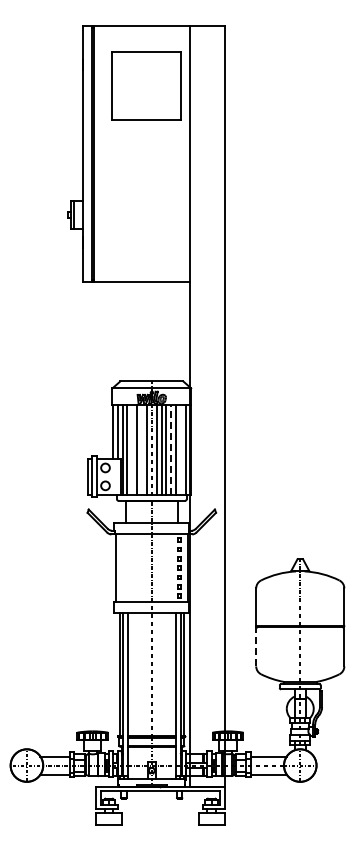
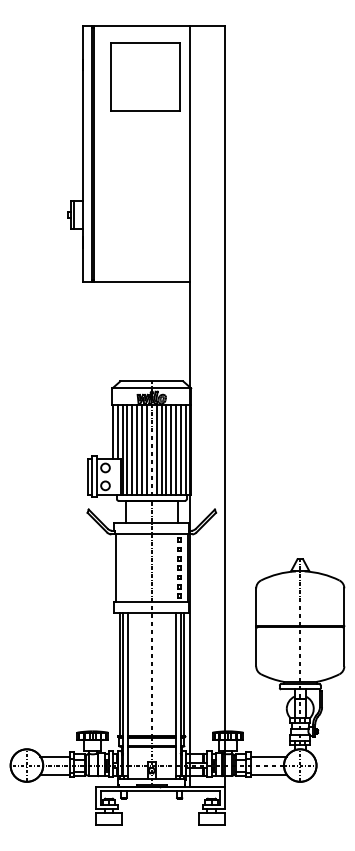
part position: (146, 85) -> (145, 76) (145, 76)
line: none -> present (132, 449)
line: none -> present (142, 449)
line: none -> present (181, 449)
line: dashed -> solid (171, 450)
line: dashed -> solid (256, 646)
